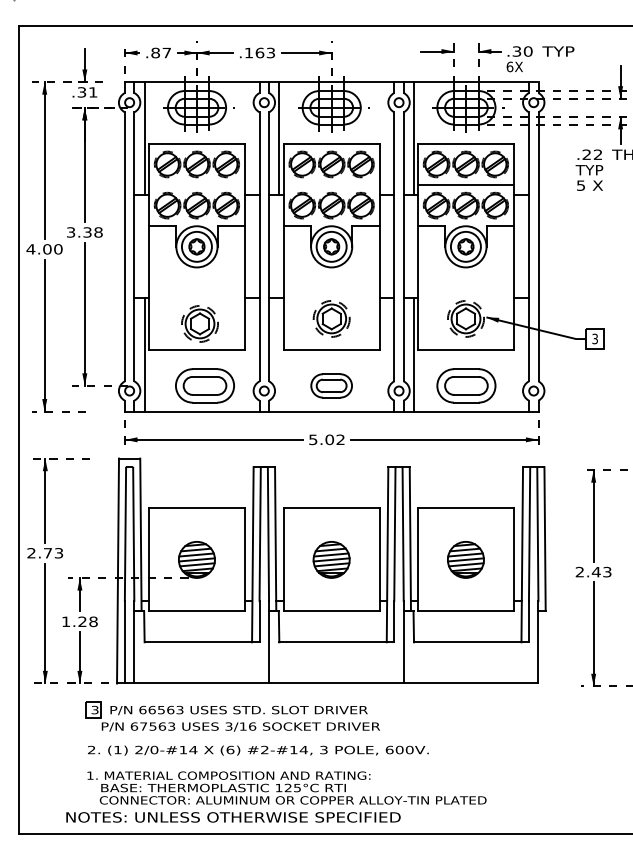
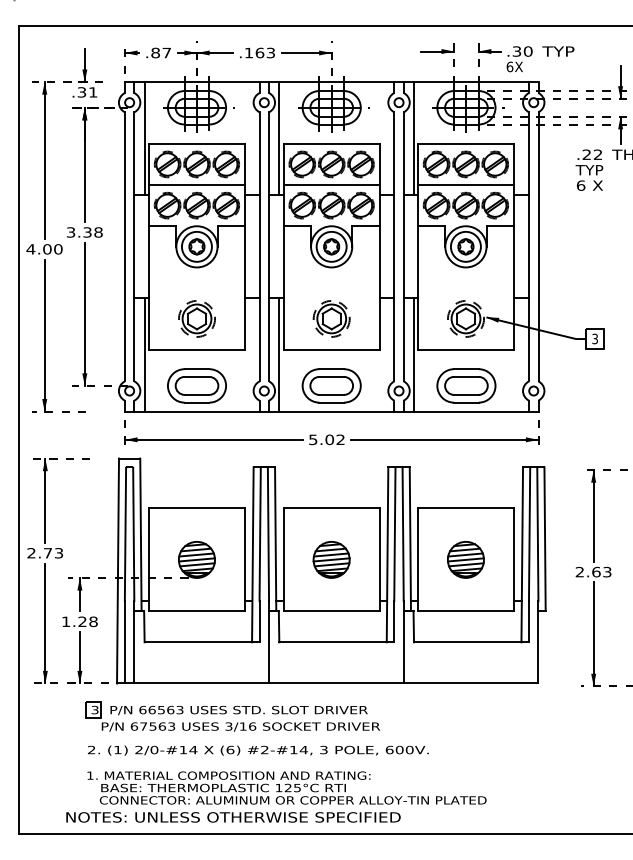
line: none -> present (196, 185)
line: none -> present (331, 185)
text: 5 -> 6 (580, 185)
part position: (199, 323) -> (196, 318) (196, 318)
line: none -> present (279, 354)
part position: (204, 385) -> (196, 385) (196, 385)
part size: 43x26 px -> 61x36 px (331, 385)
text: 2.43 -> 2.63 (595, 571)
